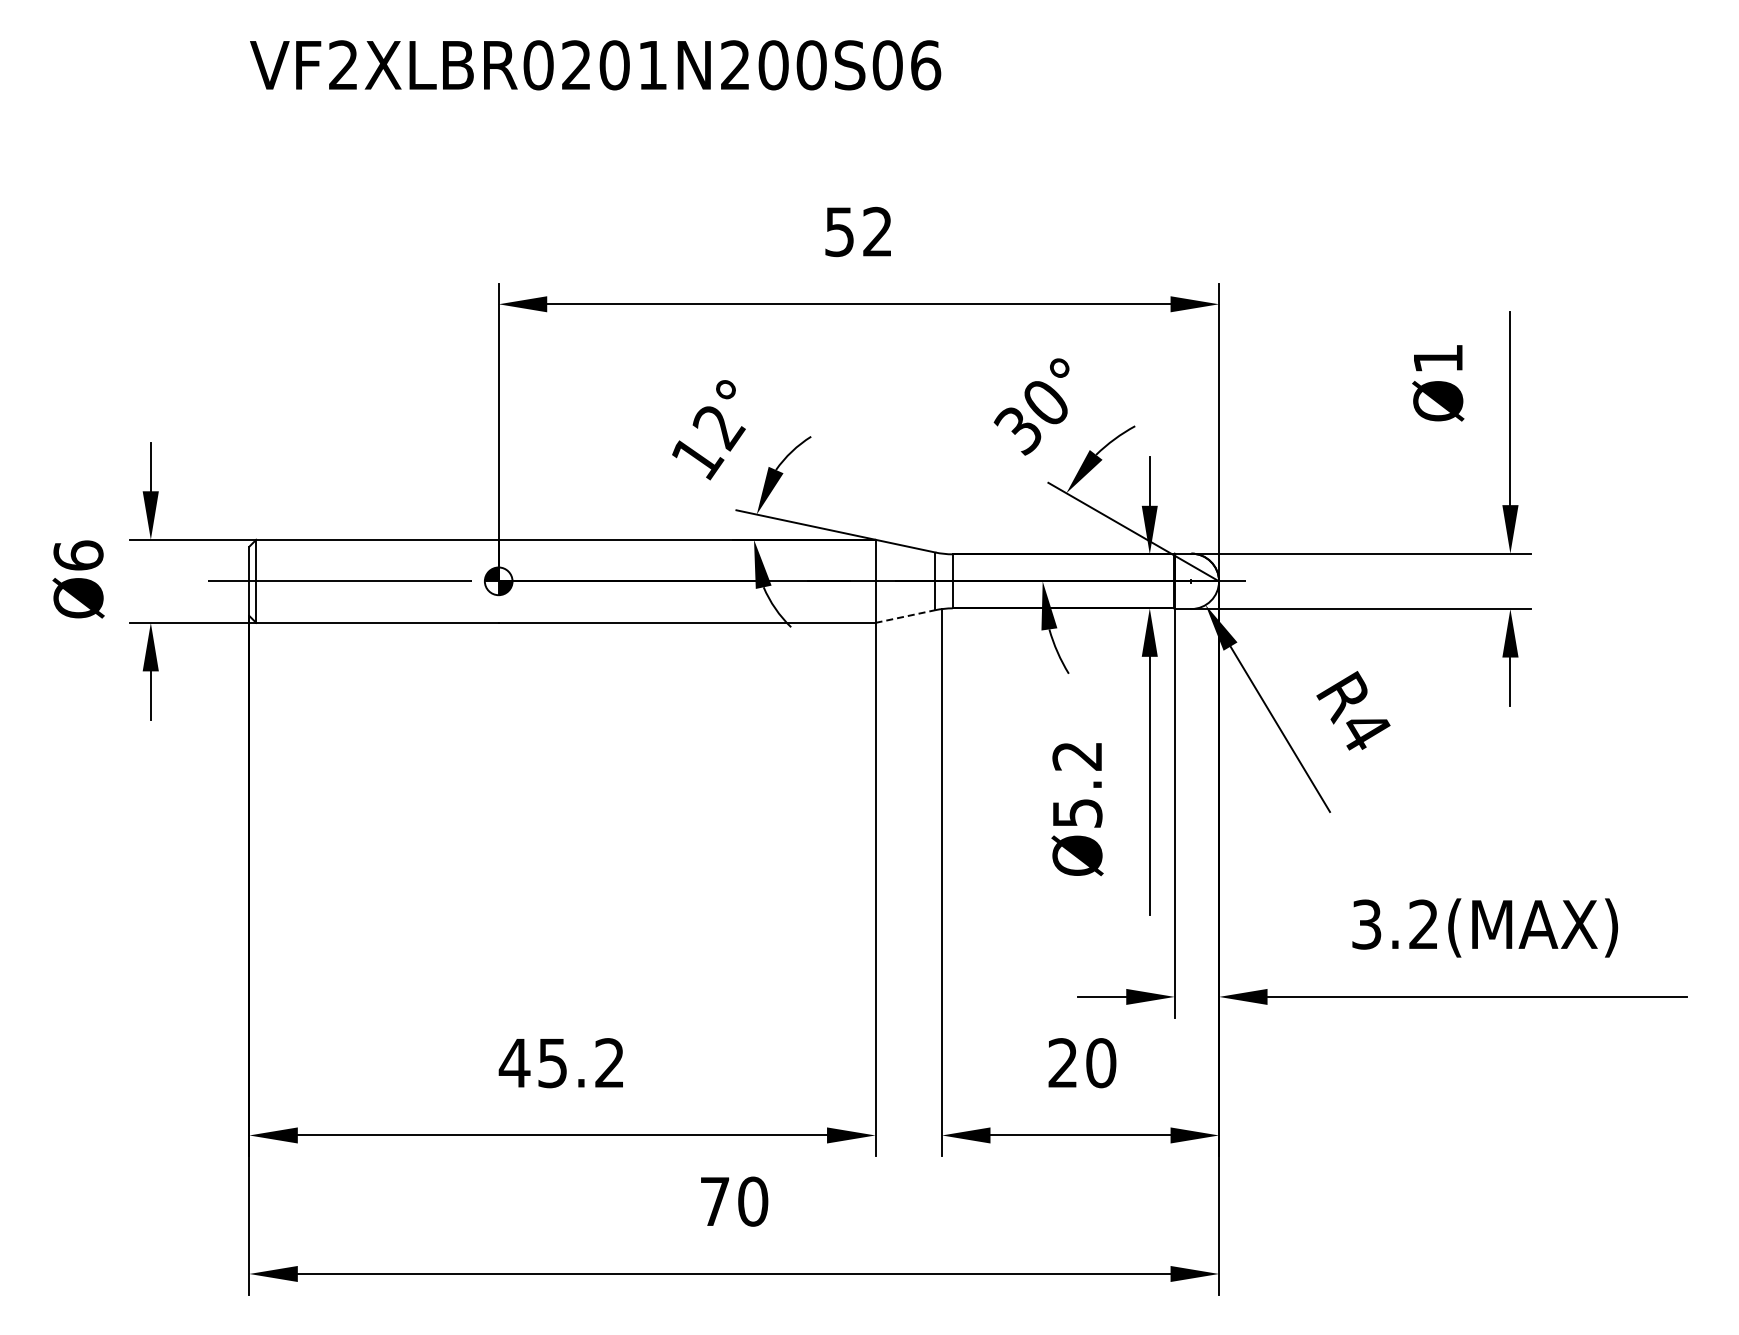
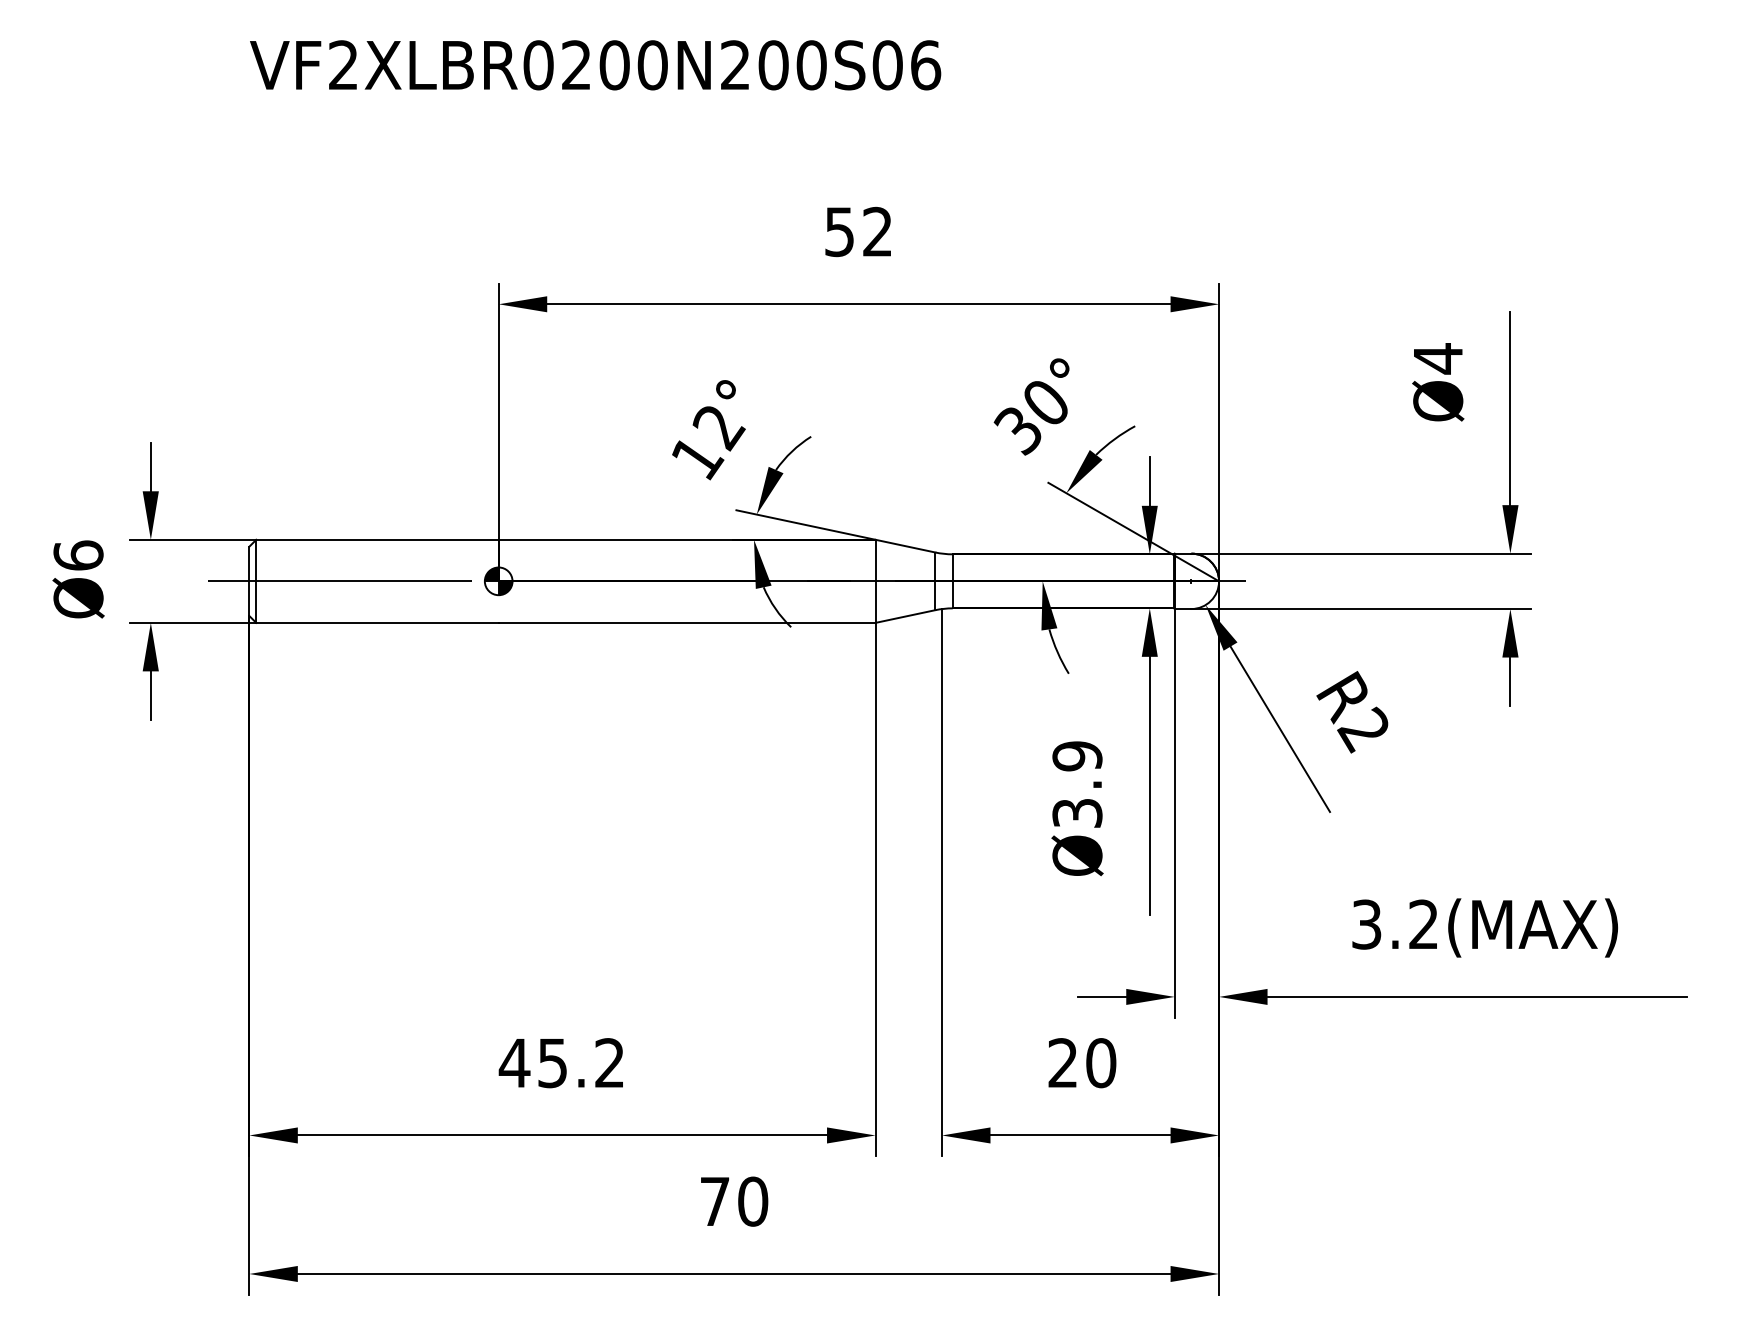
text: VF2XLBR0201N200S06 -> VF2XLBR0200N200S06 (652, 65)
text: Ø1 -> Ø4 (1438, 358)
line: dashed -> solid (905, 616)
text: R4 -> R2 (1363, 729)
text: Ø5.2 -> Ø3.9 (1077, 784)
